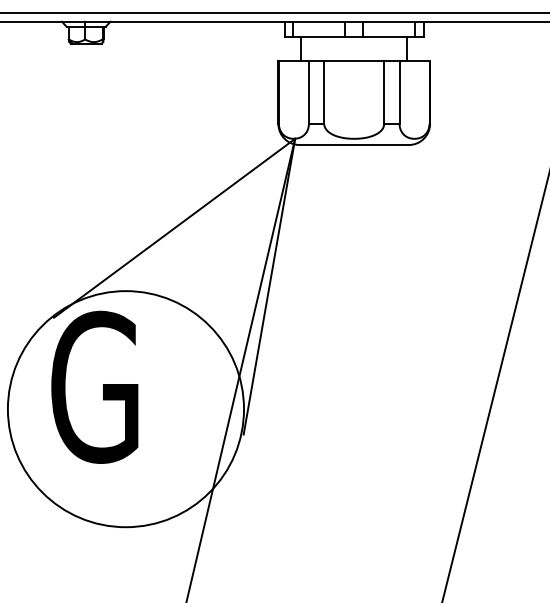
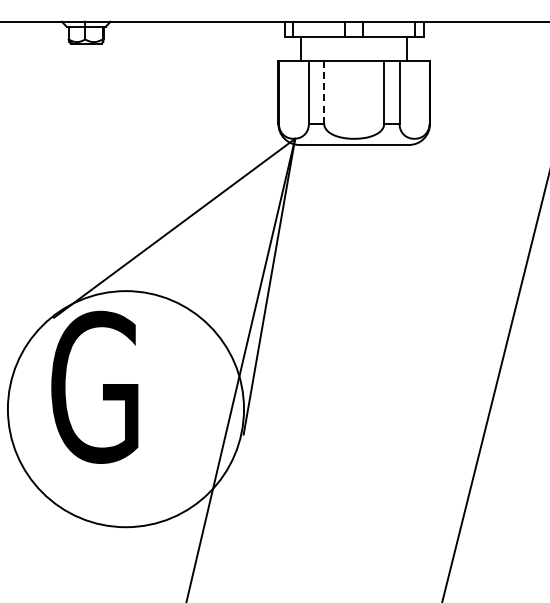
line: present -> none (274, 13)
line: solid -> dashed (324, 92)
